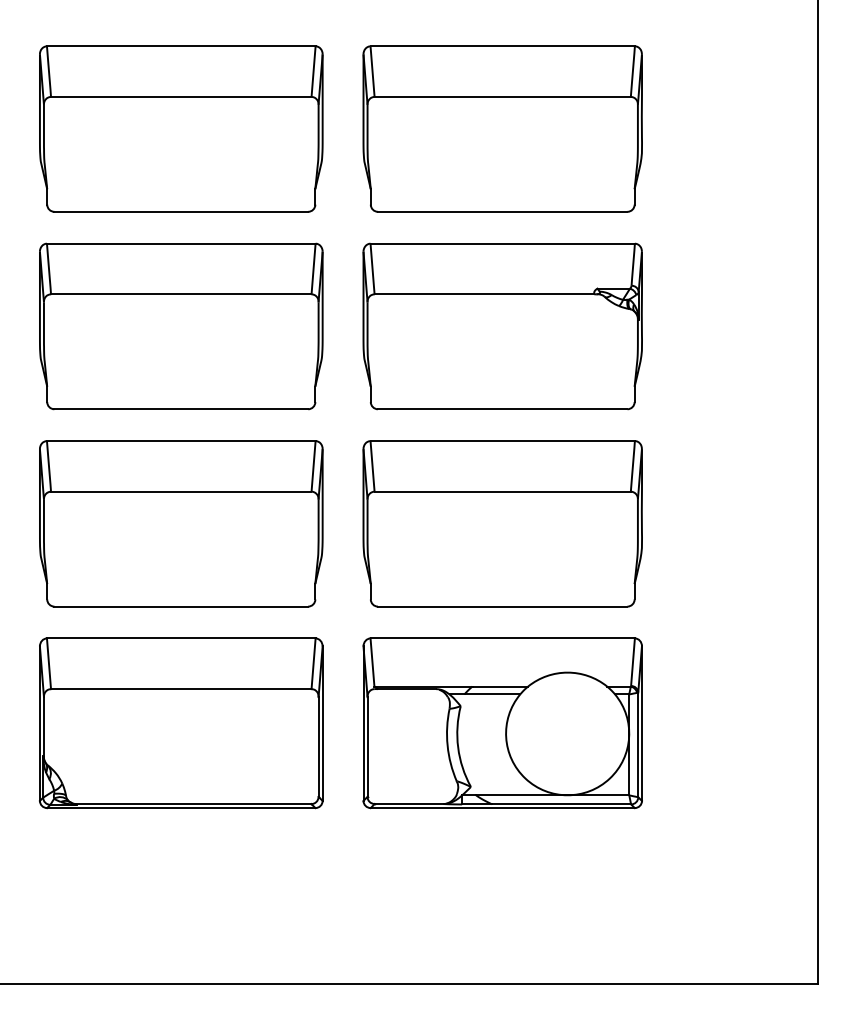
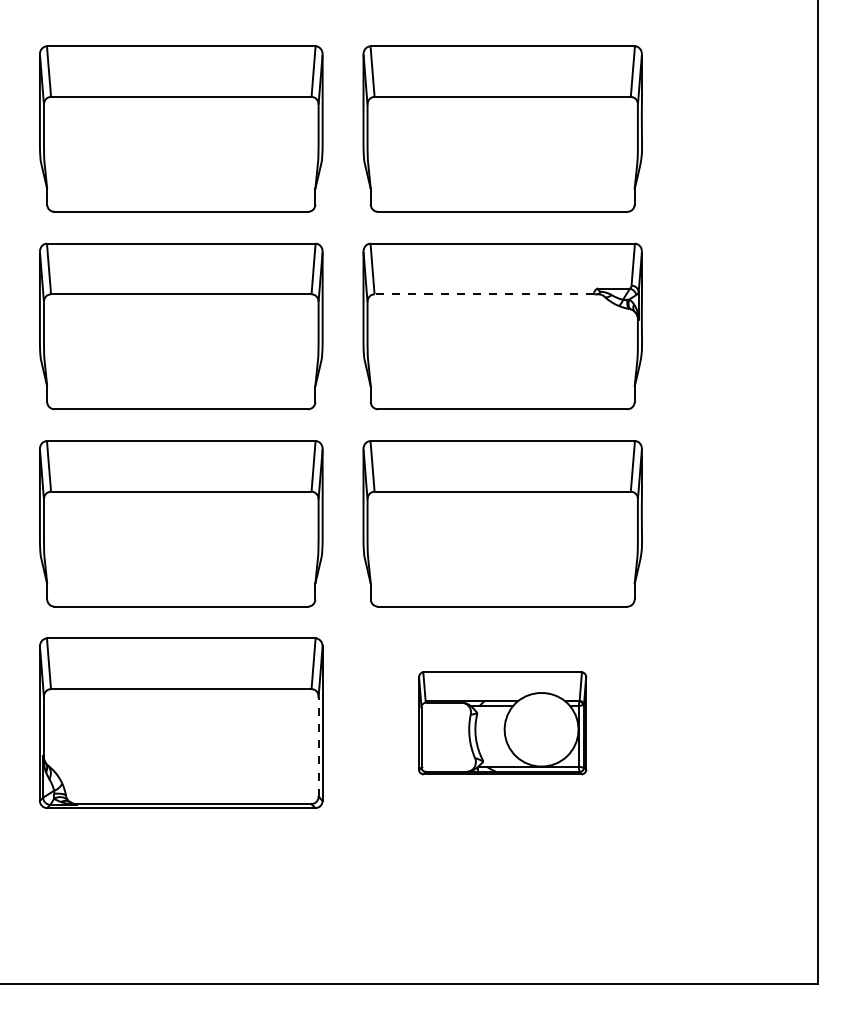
line: solid -> dashed (484, 294)
part size: 281x173 px -> 170x105 px (502, 723)
line: solid -> dashed (318, 746)
